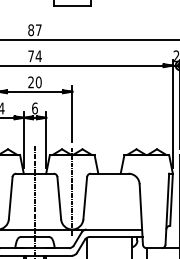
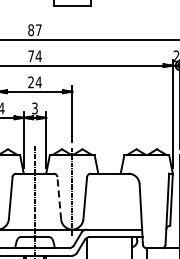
text: 20 -> 24 (38, 82)
text: 6 -> 3 (34, 108)
line: solid -> dashed (59, 197)
